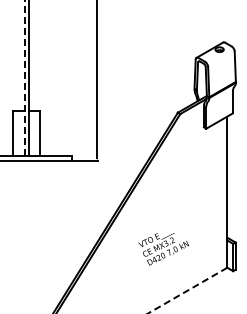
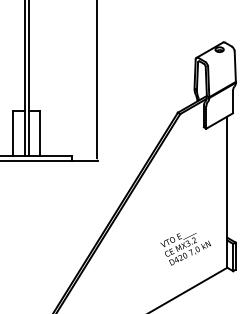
line: dashed -> solid (24, 78)
text position: (163, 249) -> (185, 249) (185, 249)
line: dashed -> solid (187, 290)
